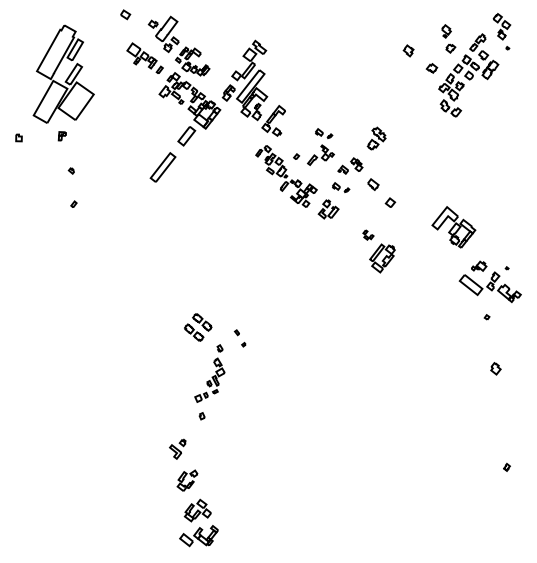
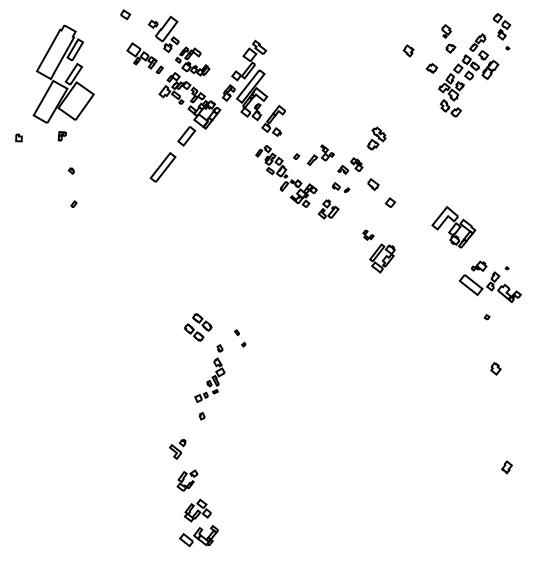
part: present -> none (324, 133)
part size: 8x10 px -> 12x15 px (506, 467)
